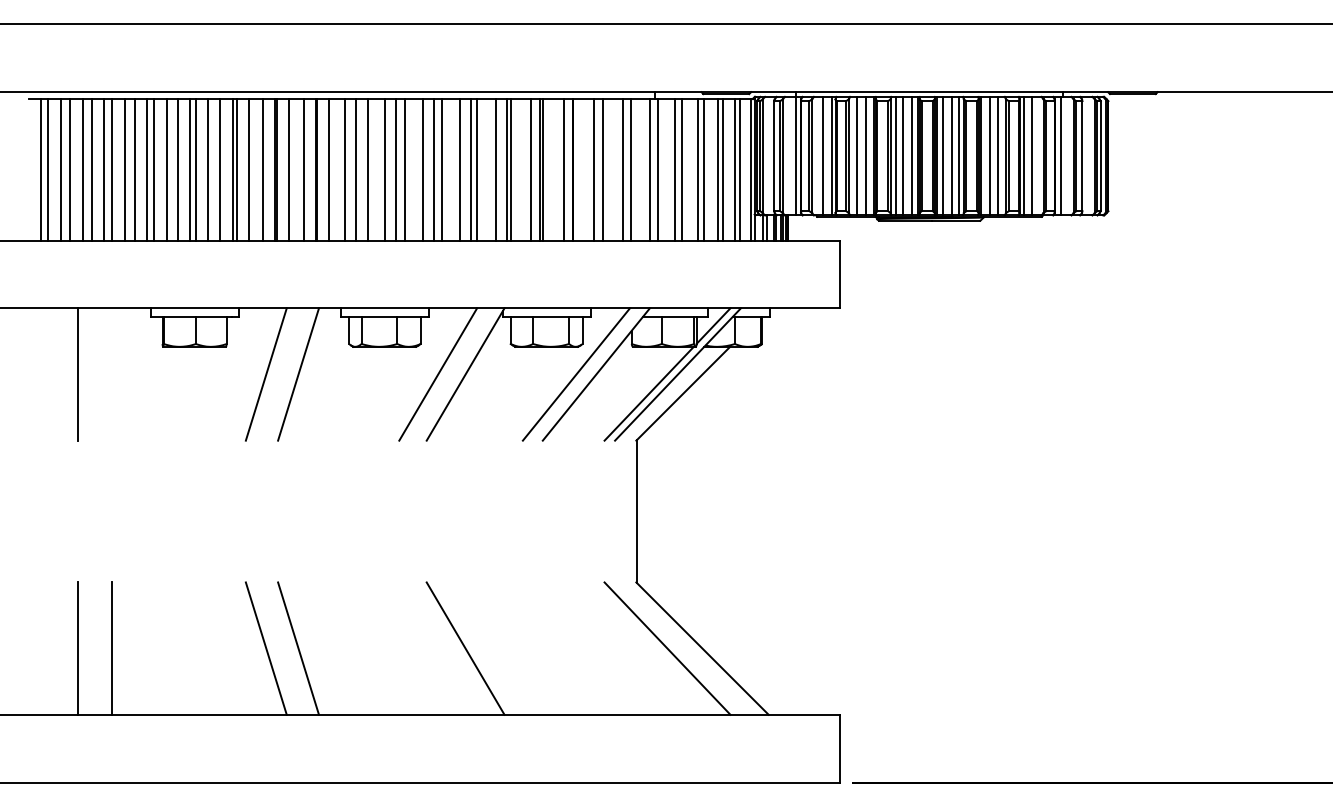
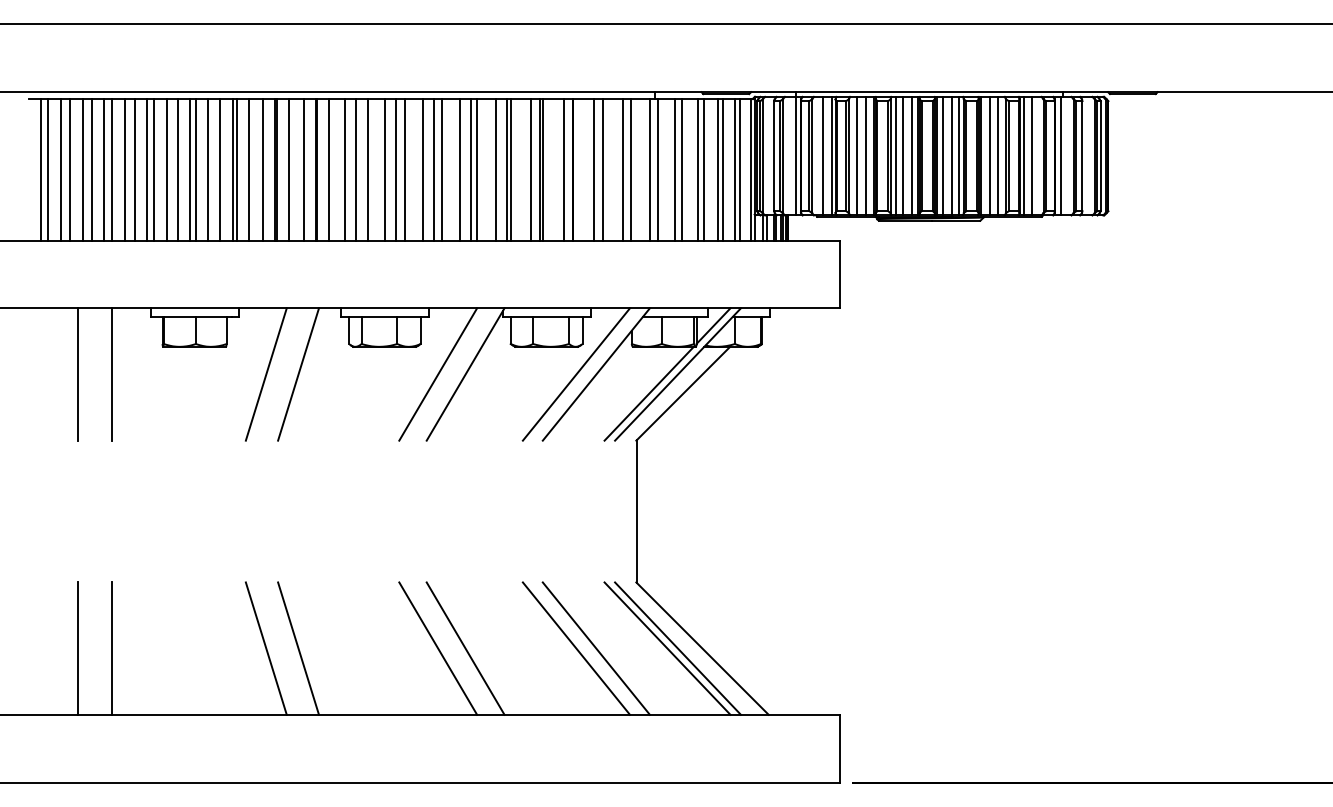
line: none -> present (111, 374)
line: none -> present (438, 648)
line: none -> present (576, 648)
line: none -> present (595, 648)
line: none -> present (677, 648)
